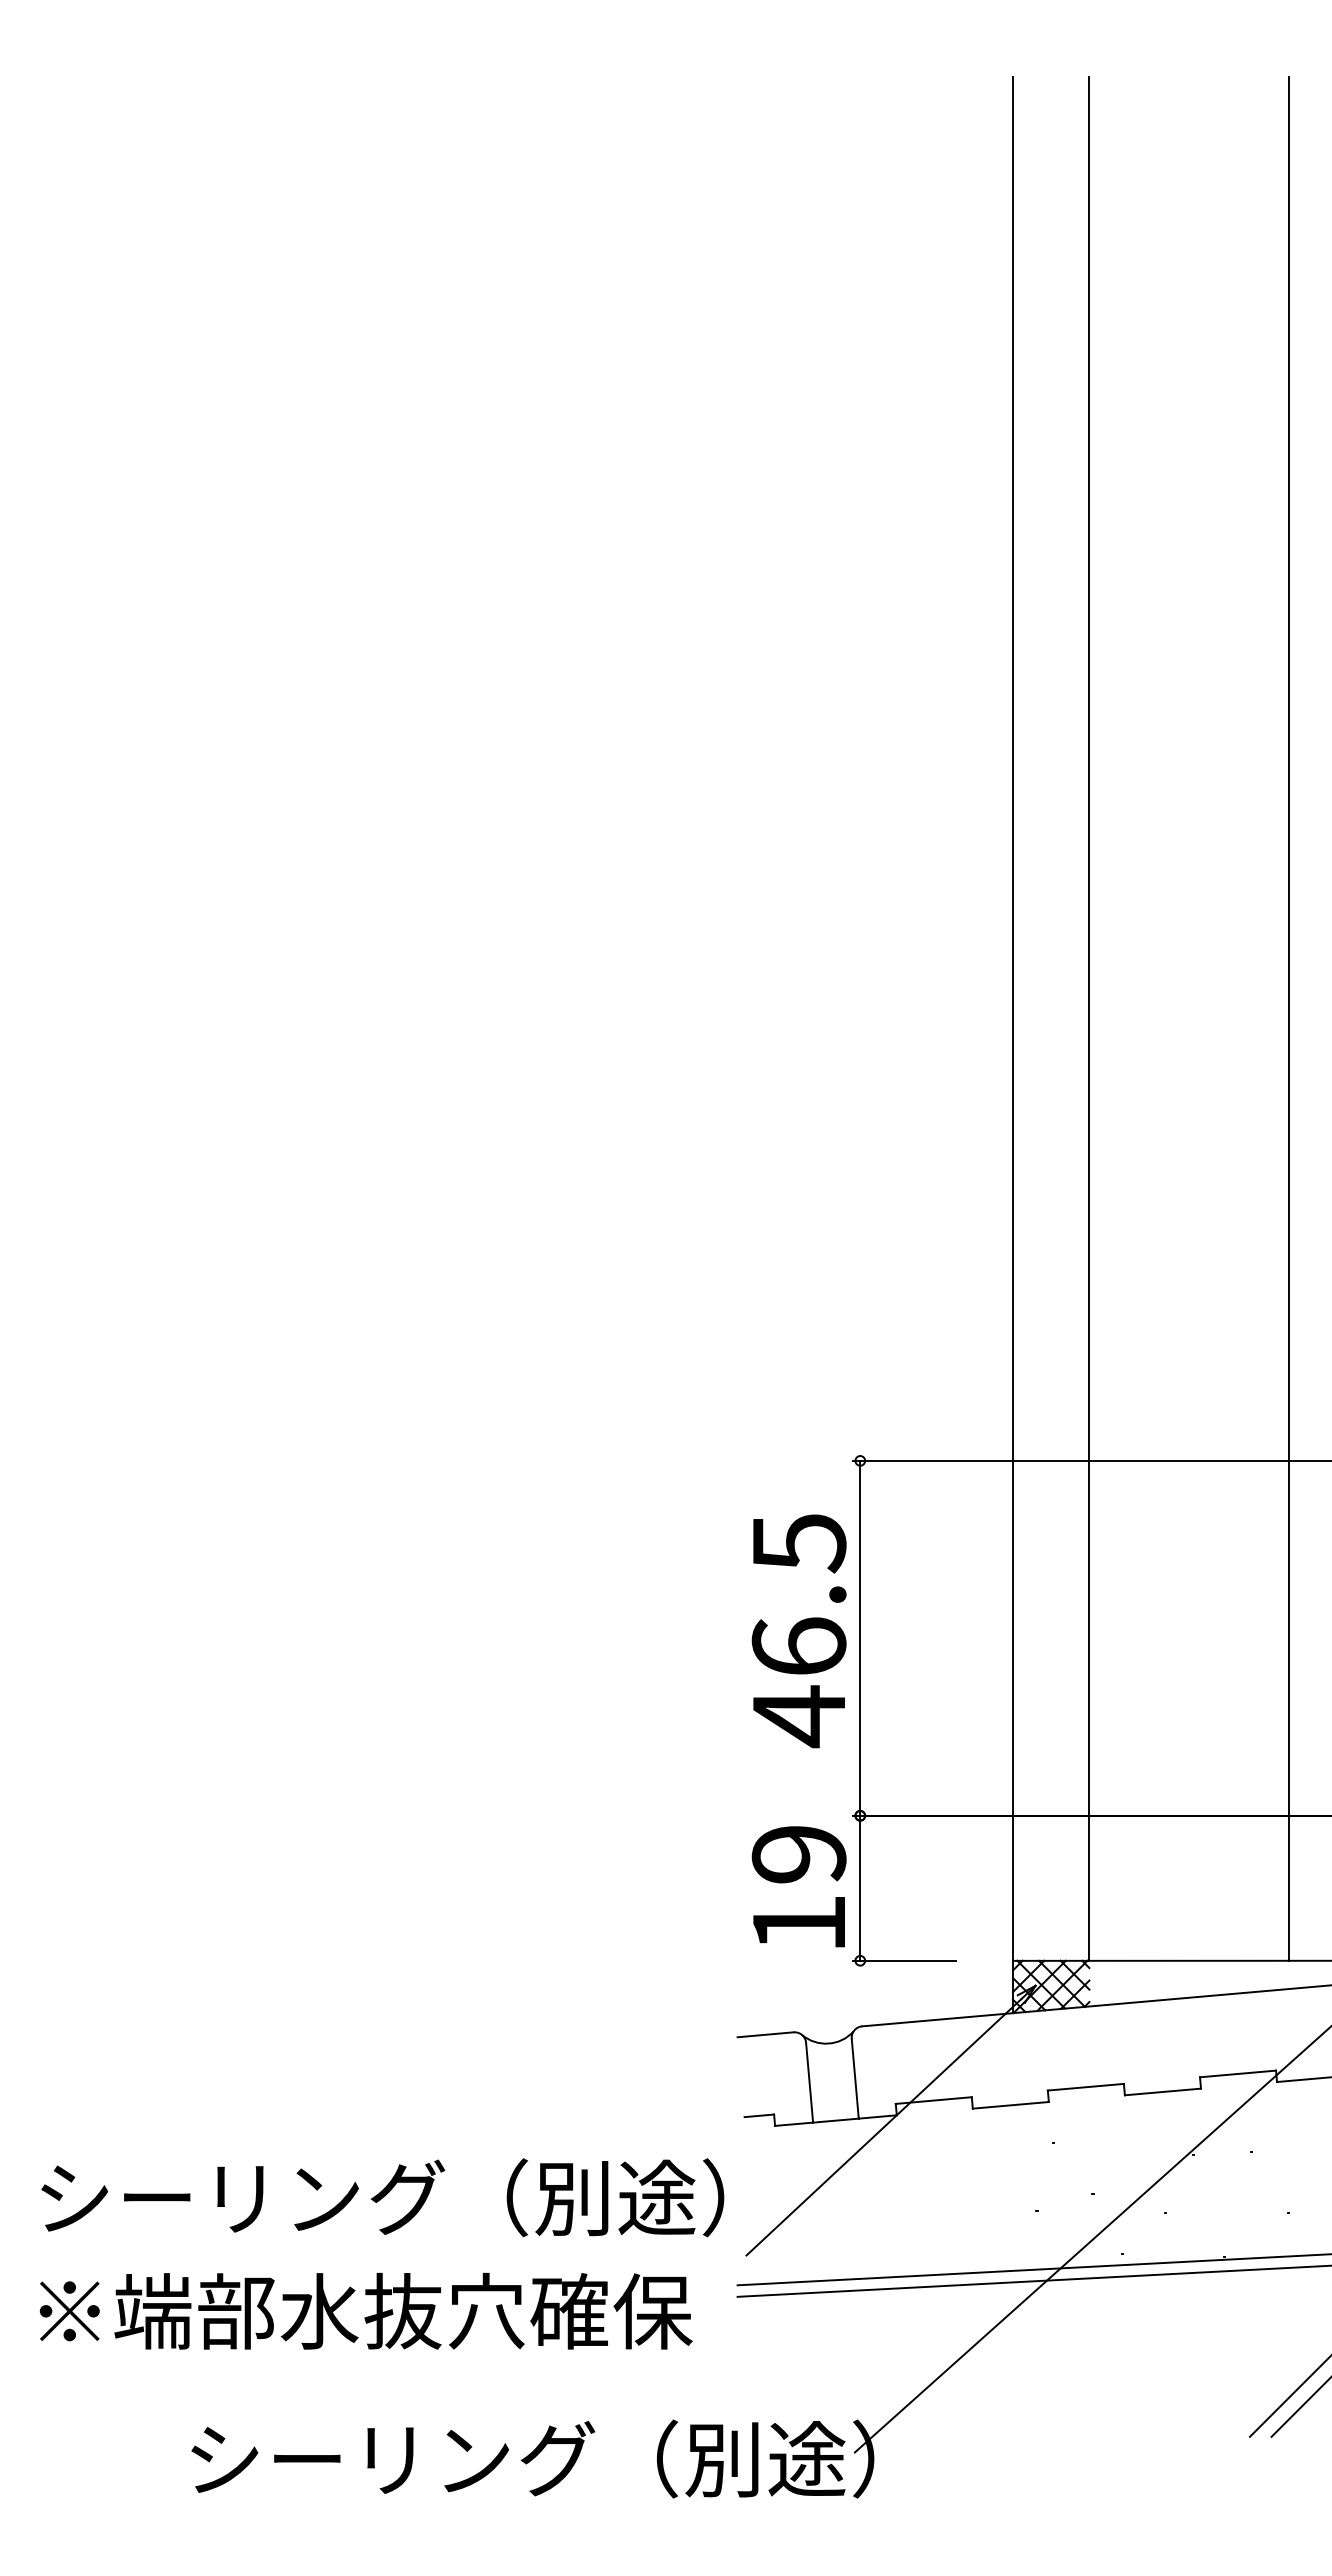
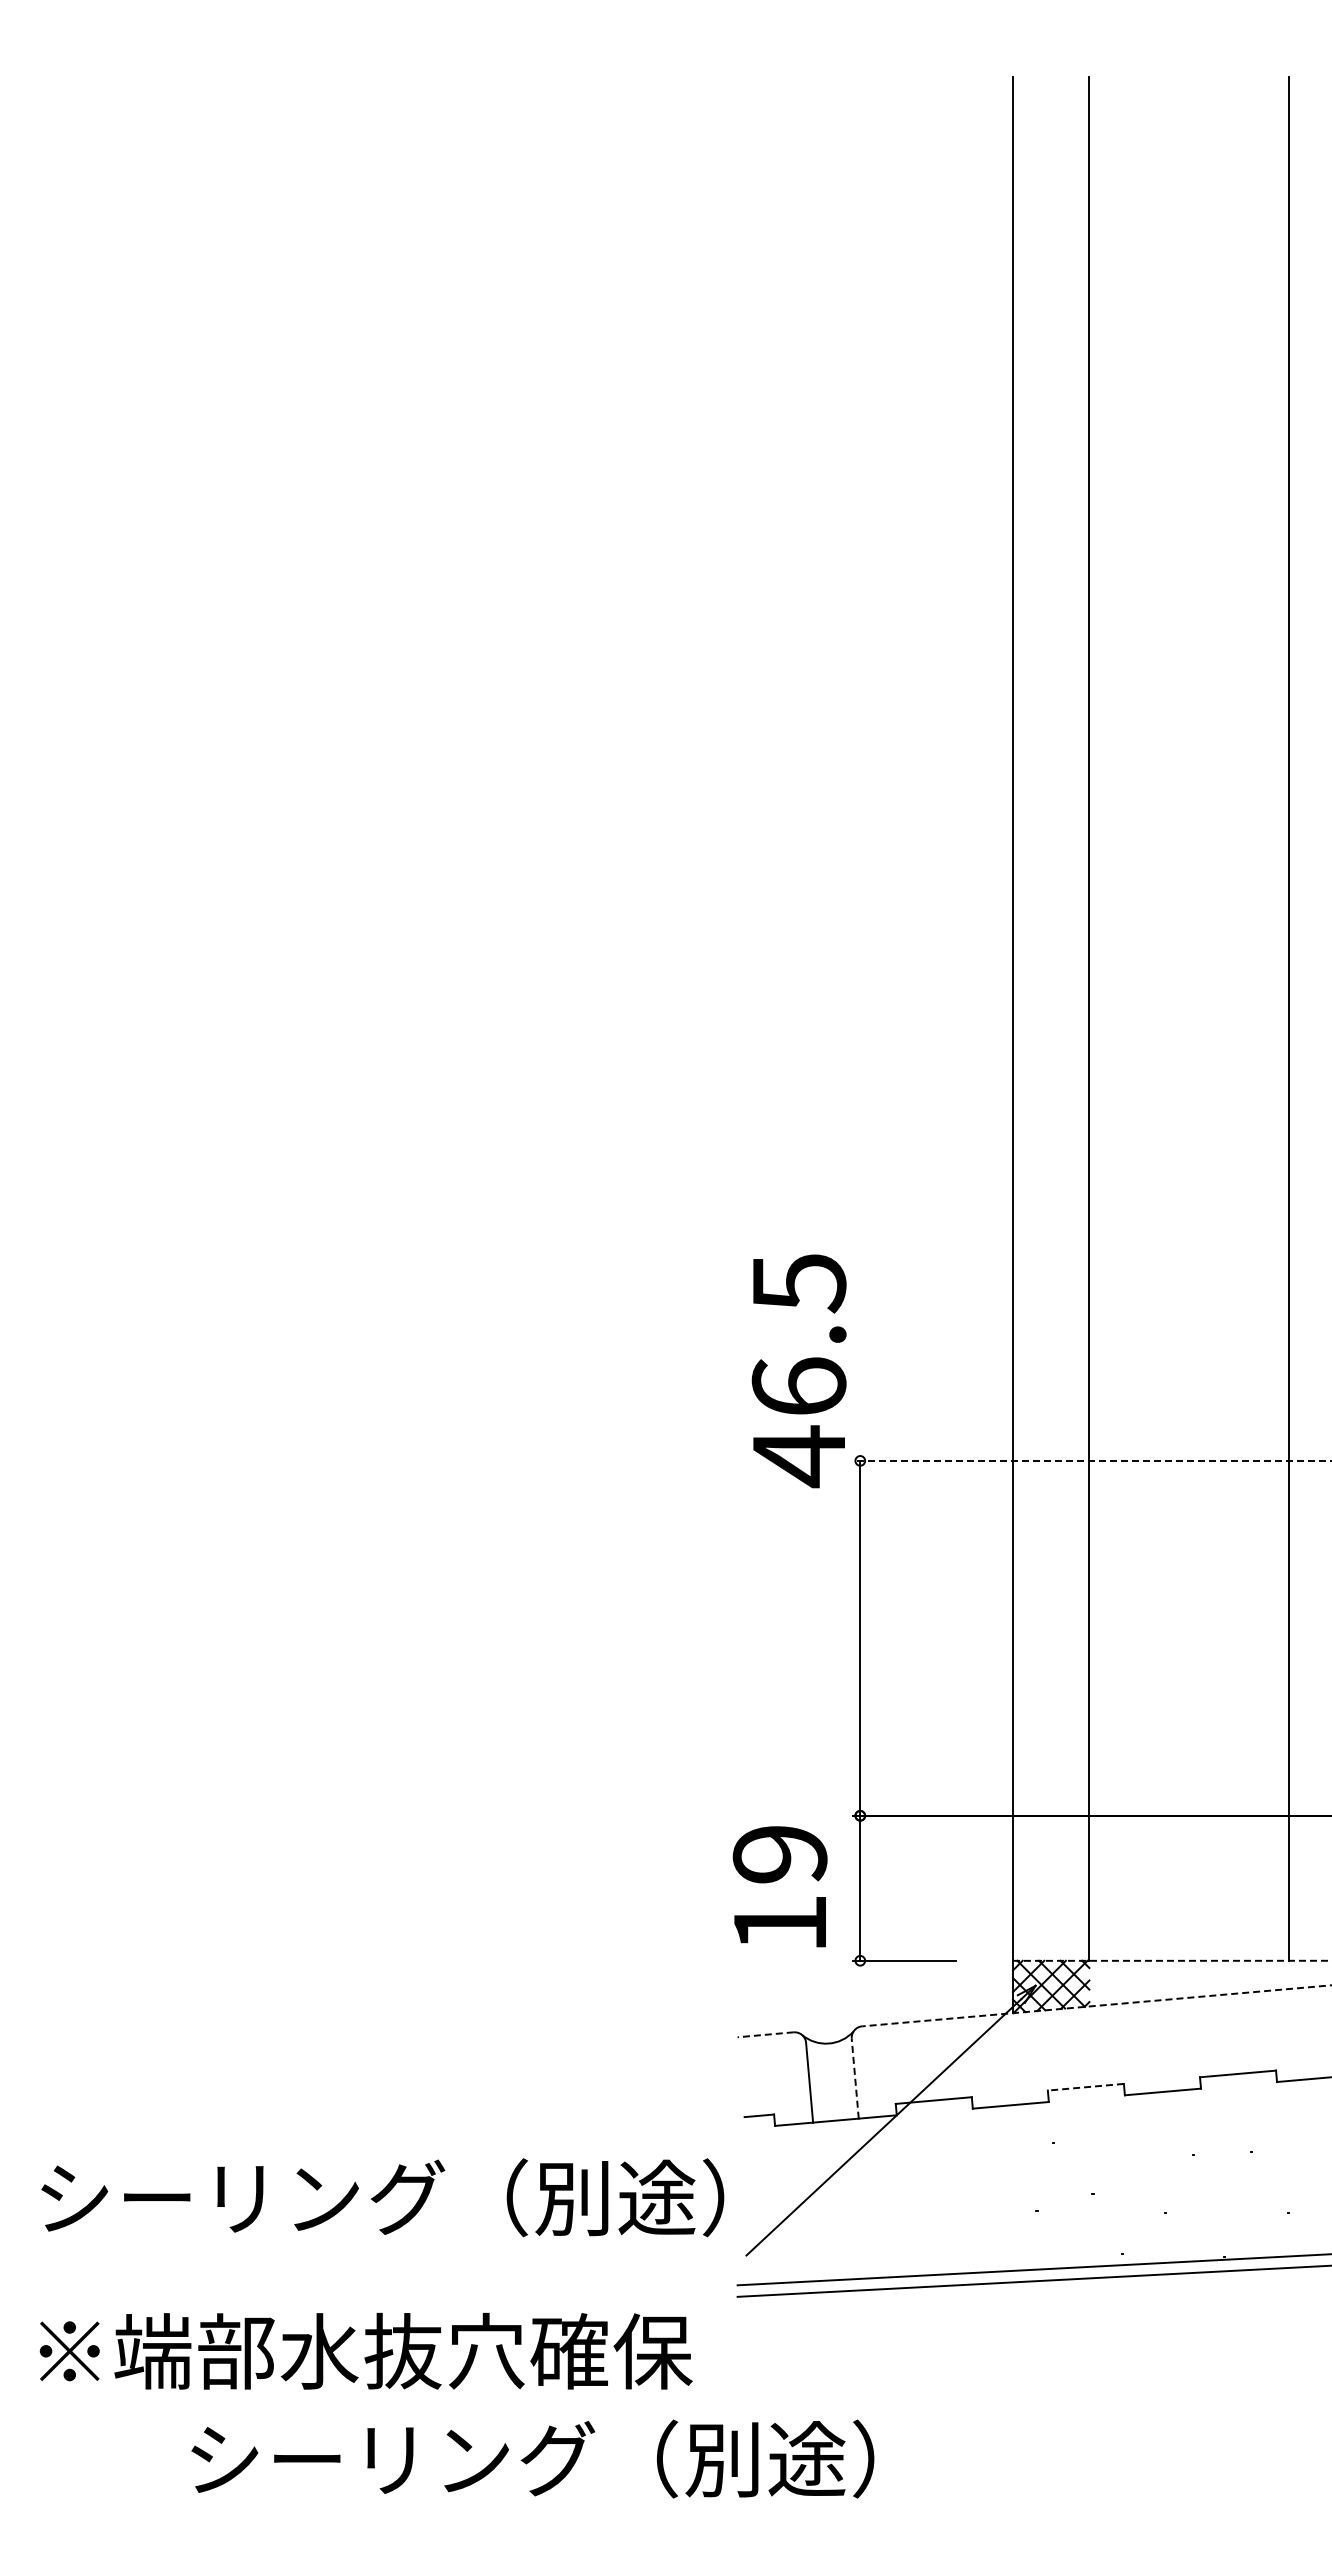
line: solid -> dashed (1091, 1460)
text position: (798, 1631) -> (798, 1371) (798, 1371)
text position: (798, 1886) -> (779, 1886) (779, 1886)
line: solid -> dashed (1172, 1960)
line: solid -> dashed (1096, 2005)
line: solid -> dashed (765, 2034)
line: solid -> dashed (855, 2078)
line: solid -> dashed (1085, 2087)
line: present -> none (1091, 2240)
text position: (365, 2311) -> (365, 2351) (365, 2351)
line: present -> none (1288, 2397)
line: present -> none (1299, 2407)
